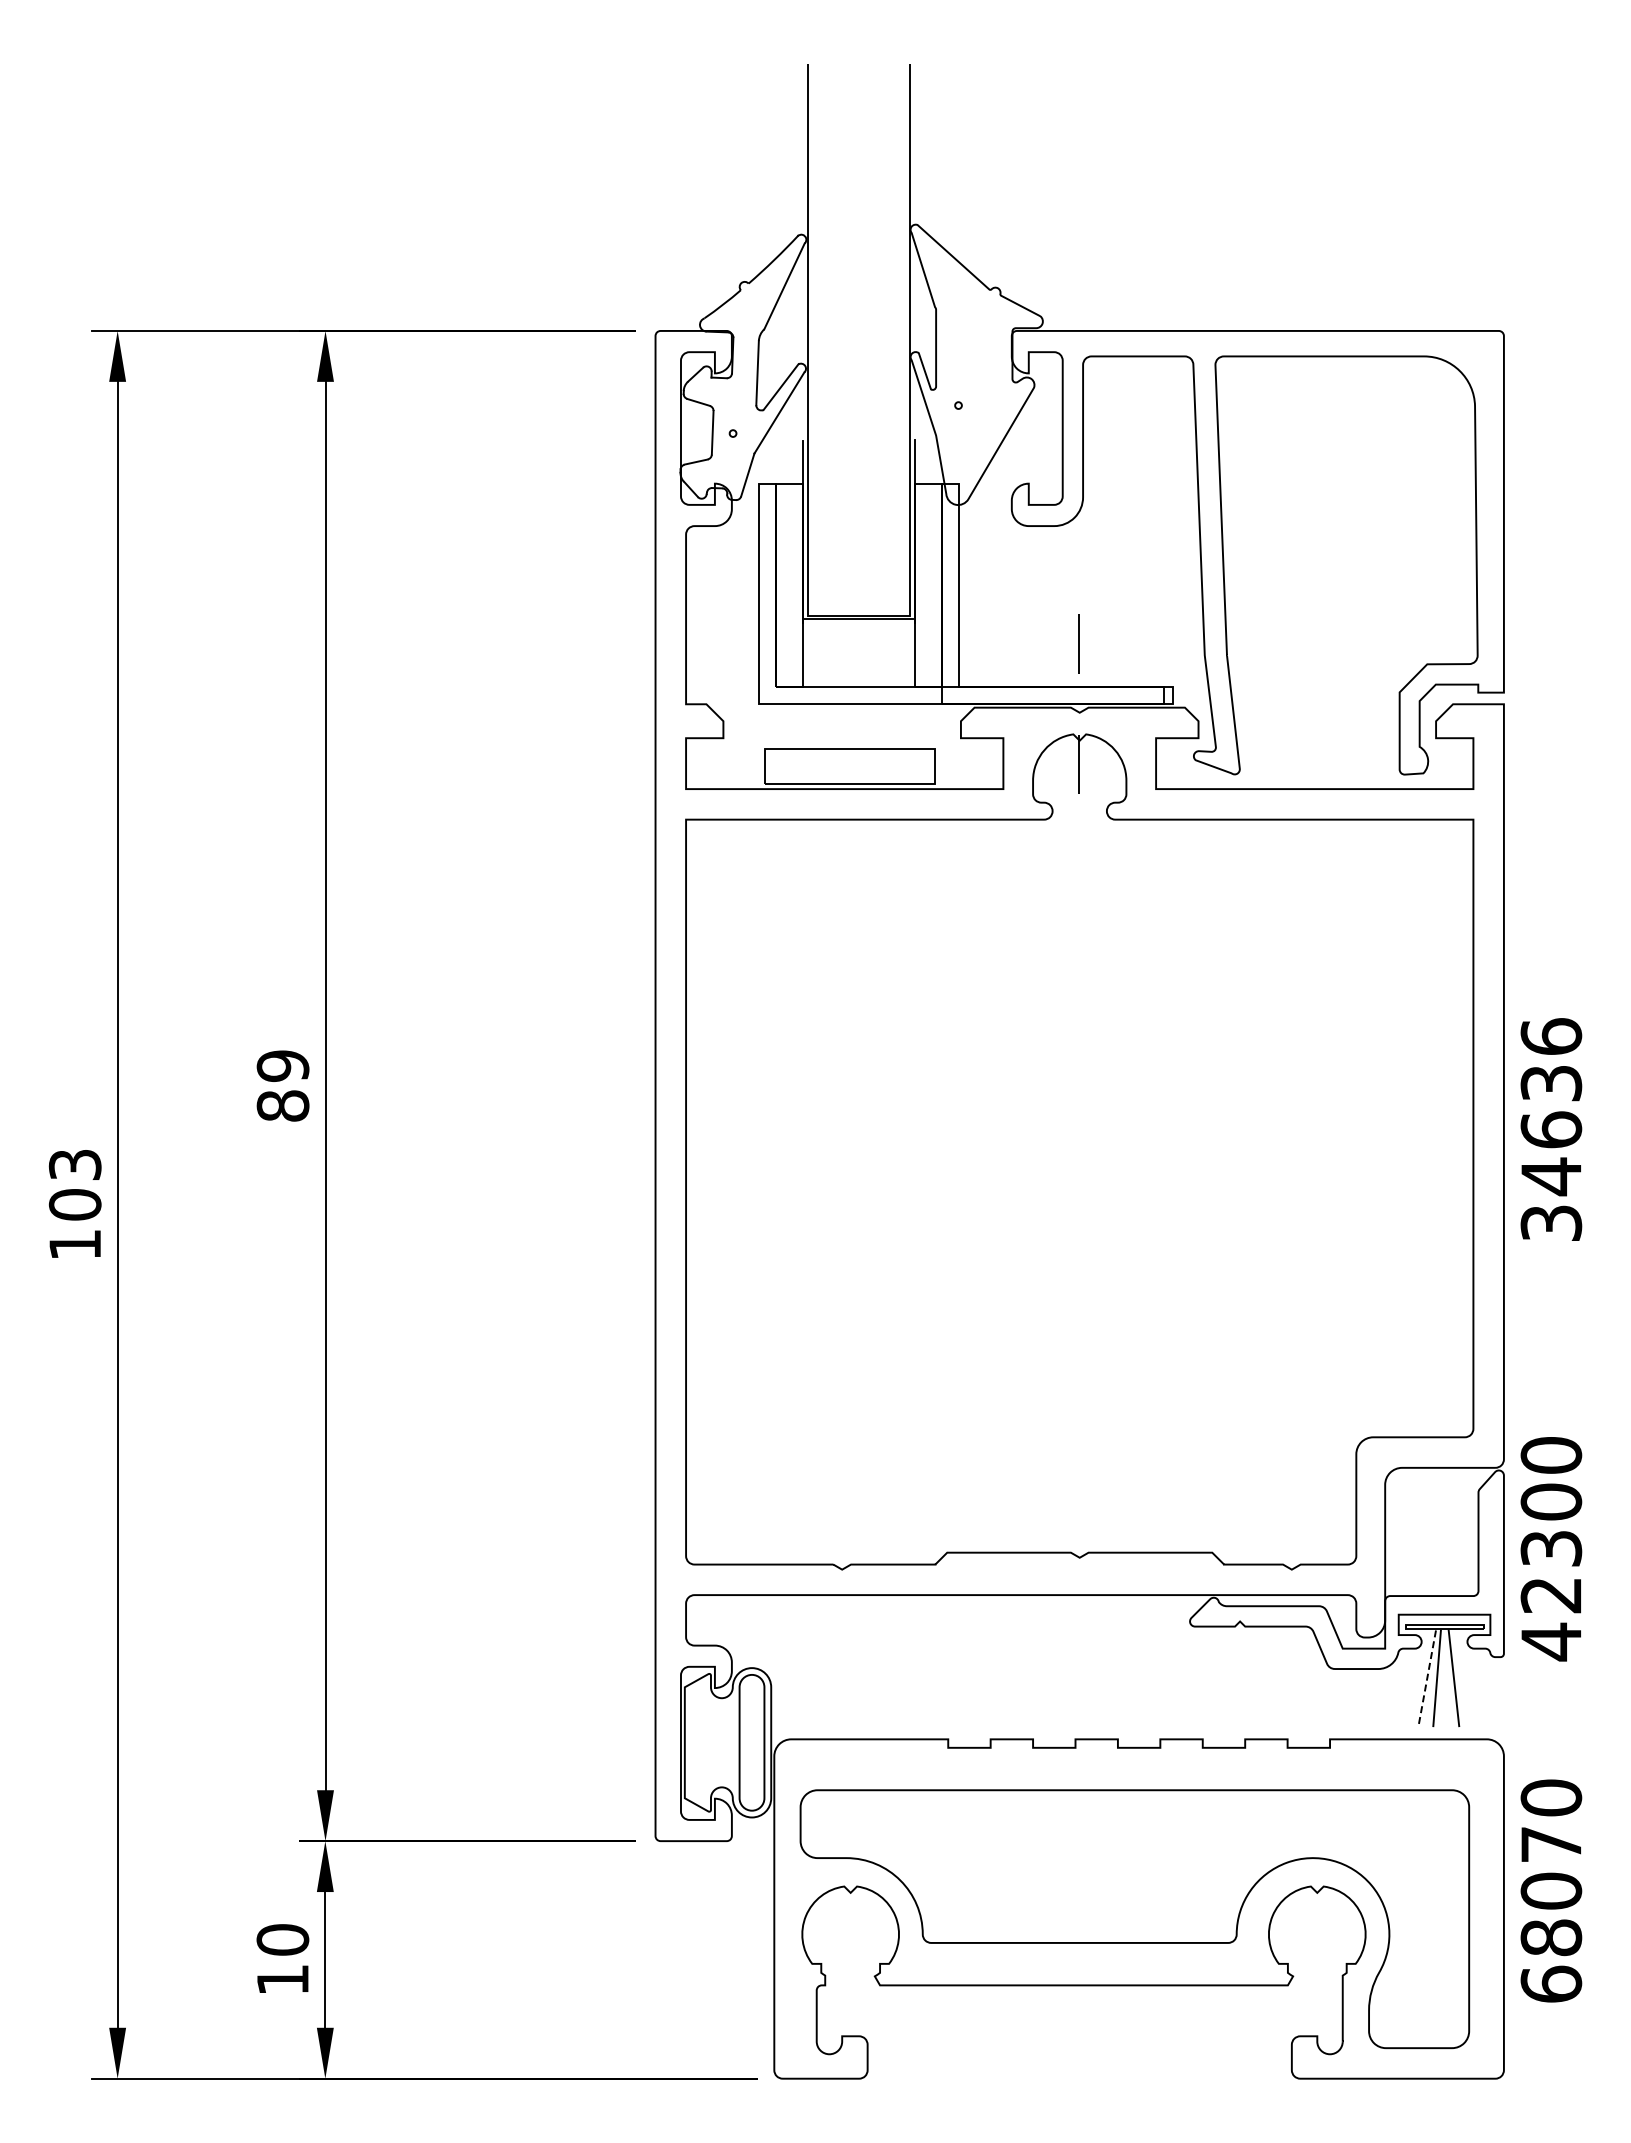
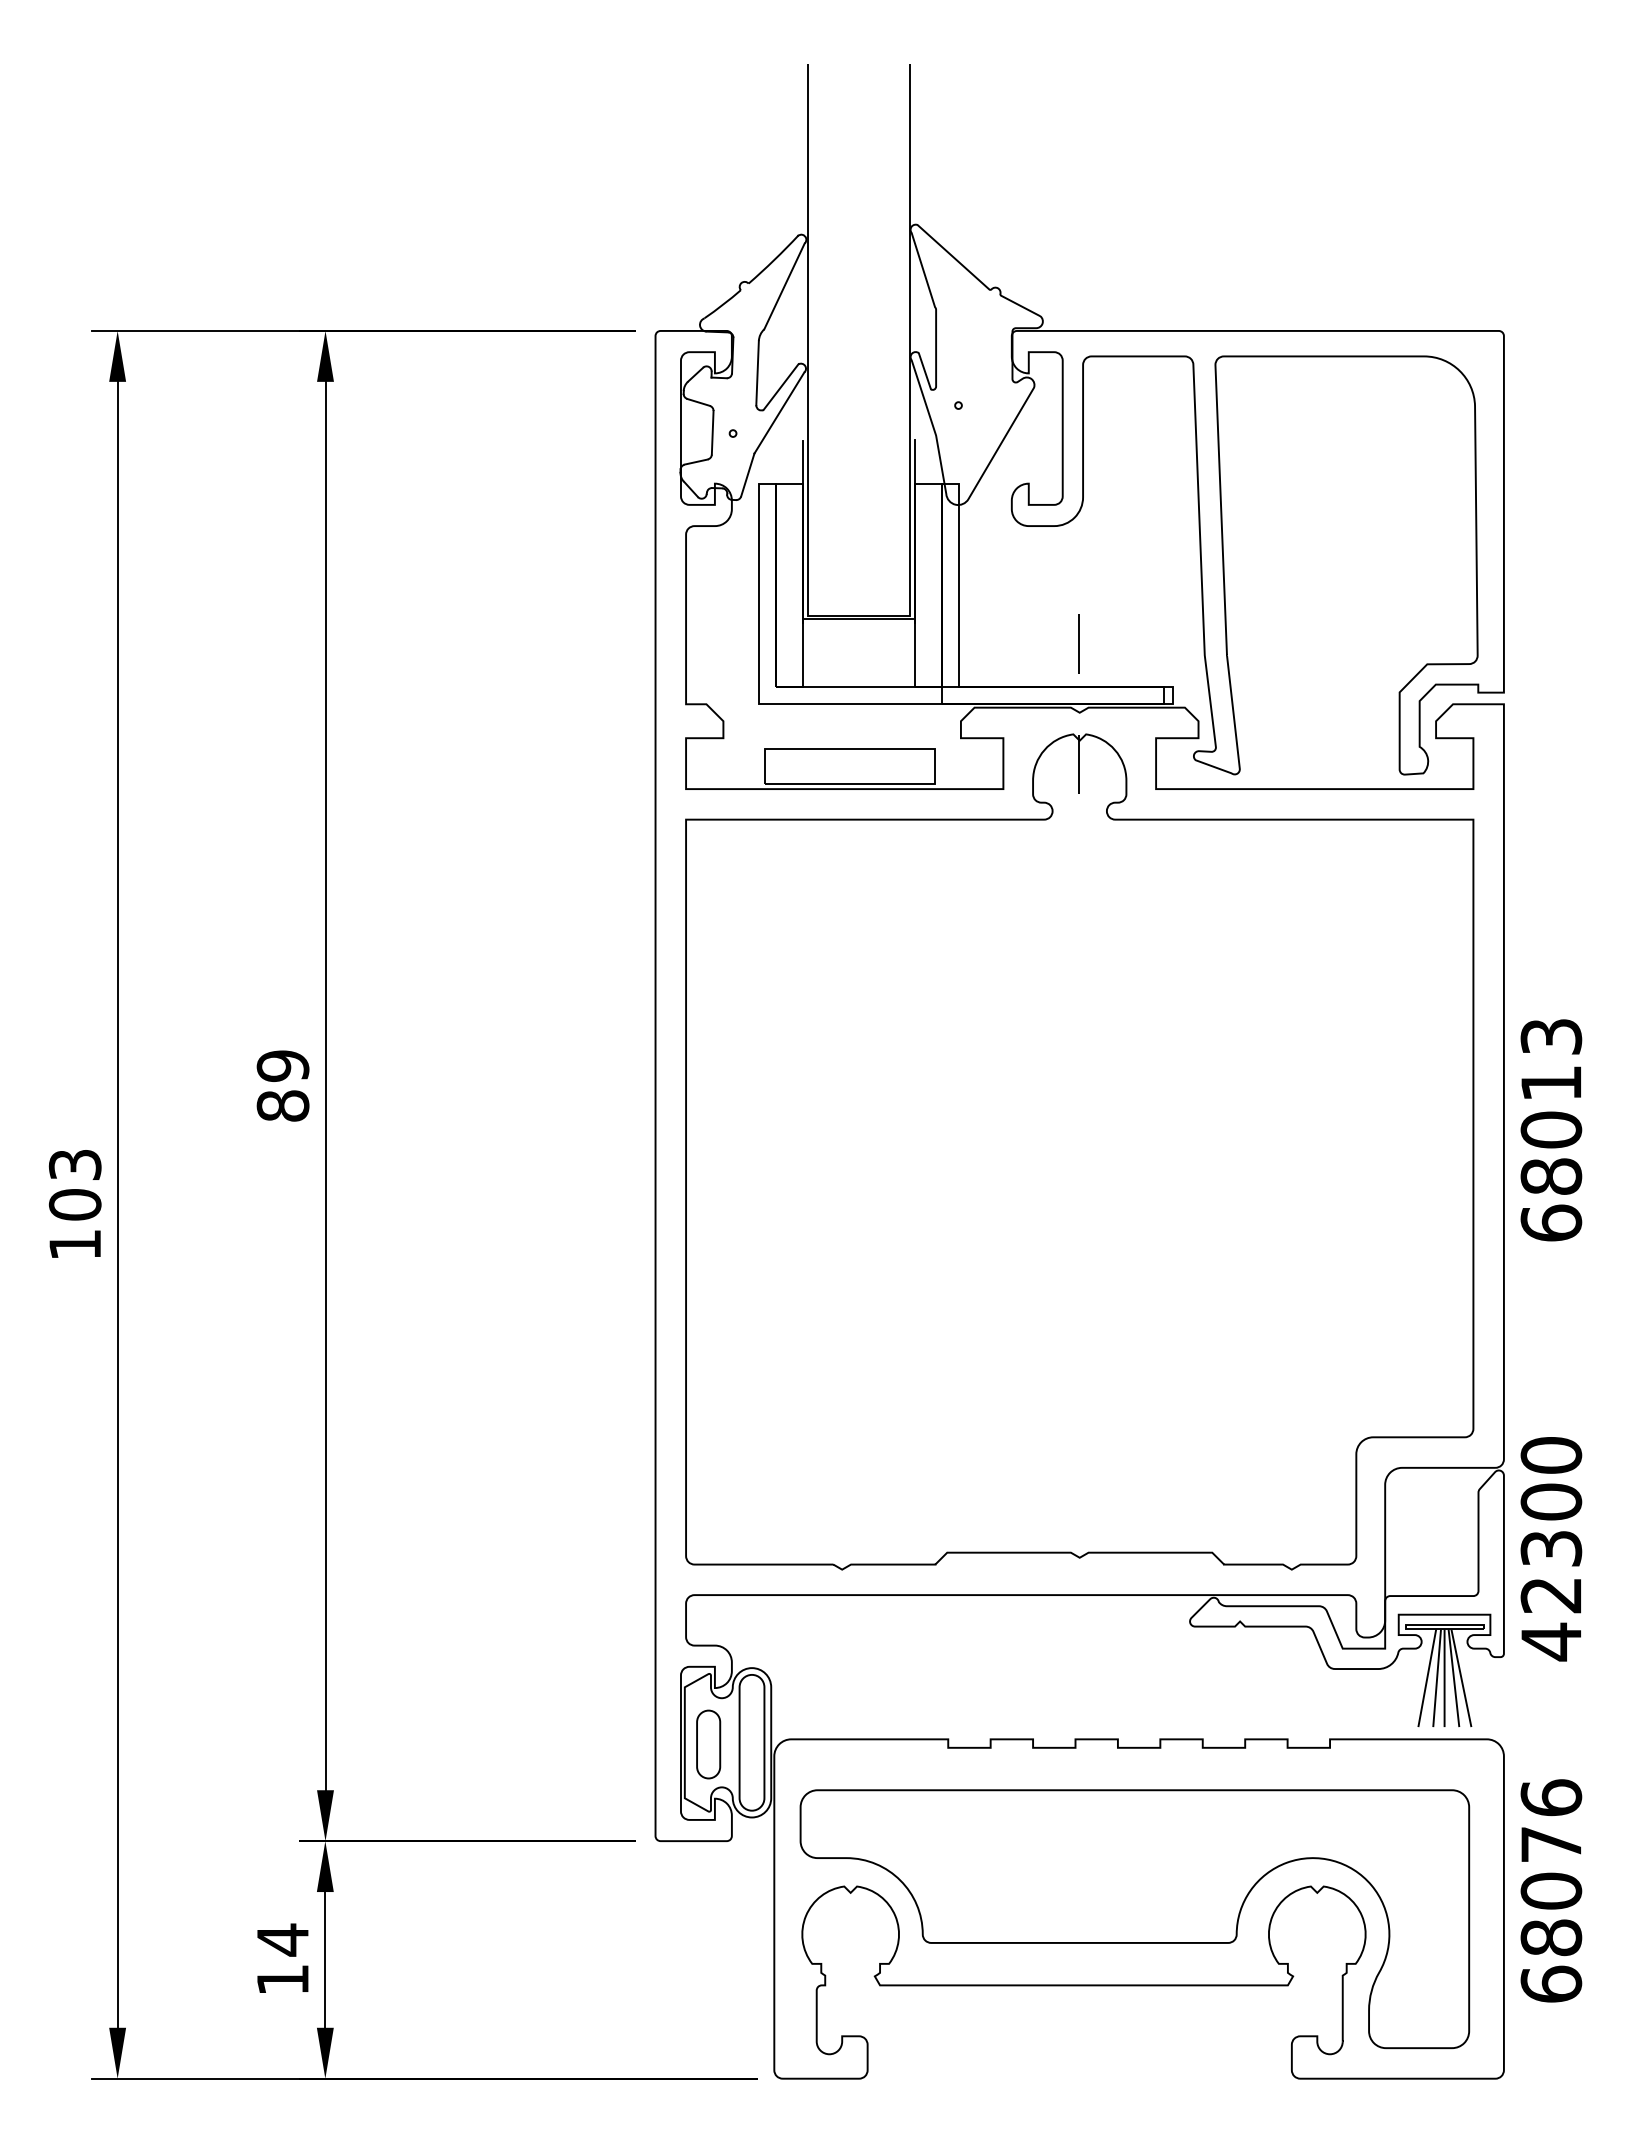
text: 34636 -> 68013 (1551, 1129)
line: dashed -> solid (1427, 1678)
line: none -> present (1444, 1678)
line: none -> present (1461, 1678)
part: none -> present (708, 1744)
text: 68070 -> 68076 (1551, 1797)
text: 10 -> 14 (282, 1939)
